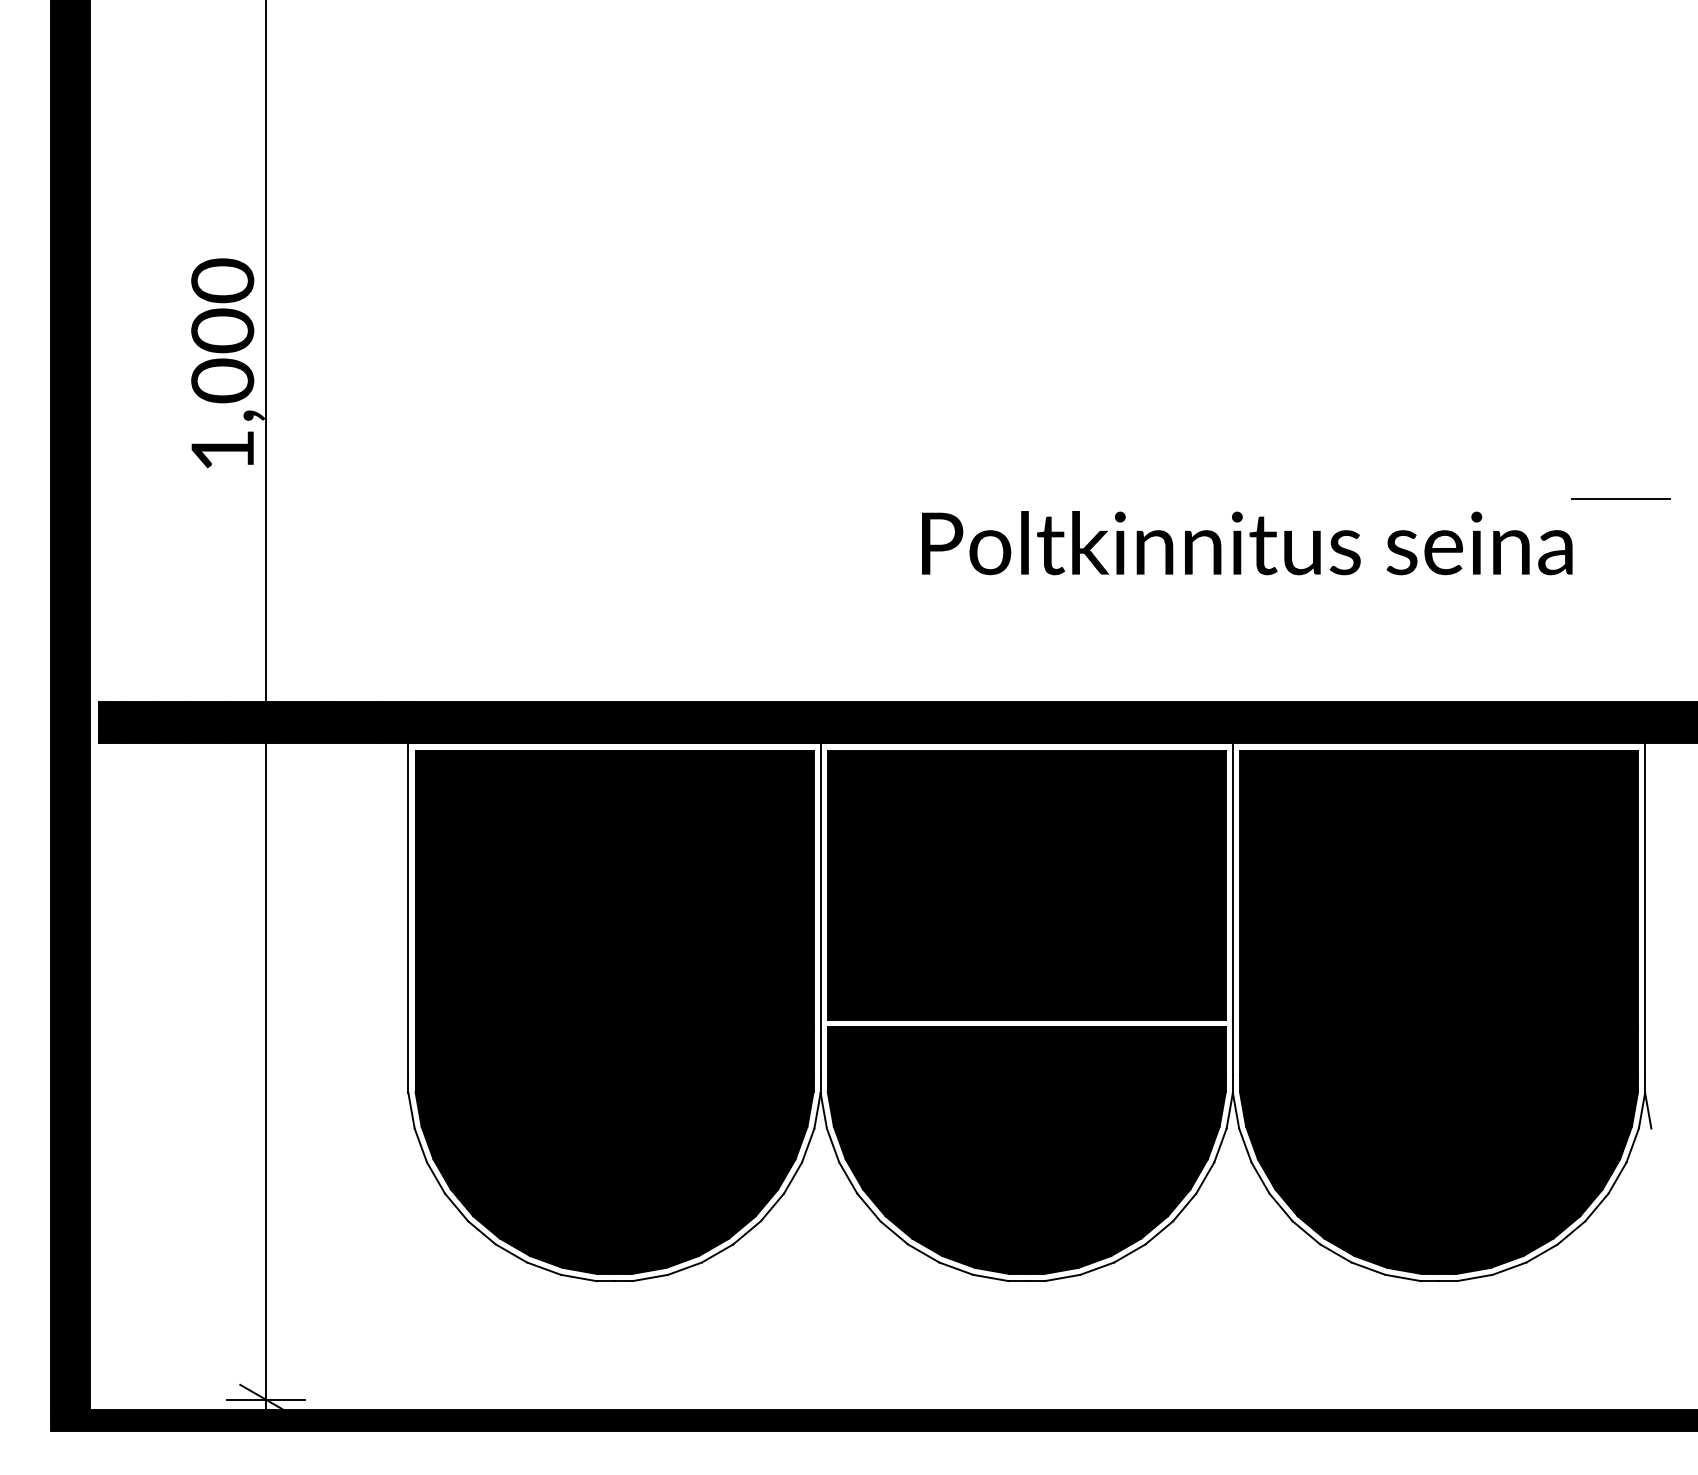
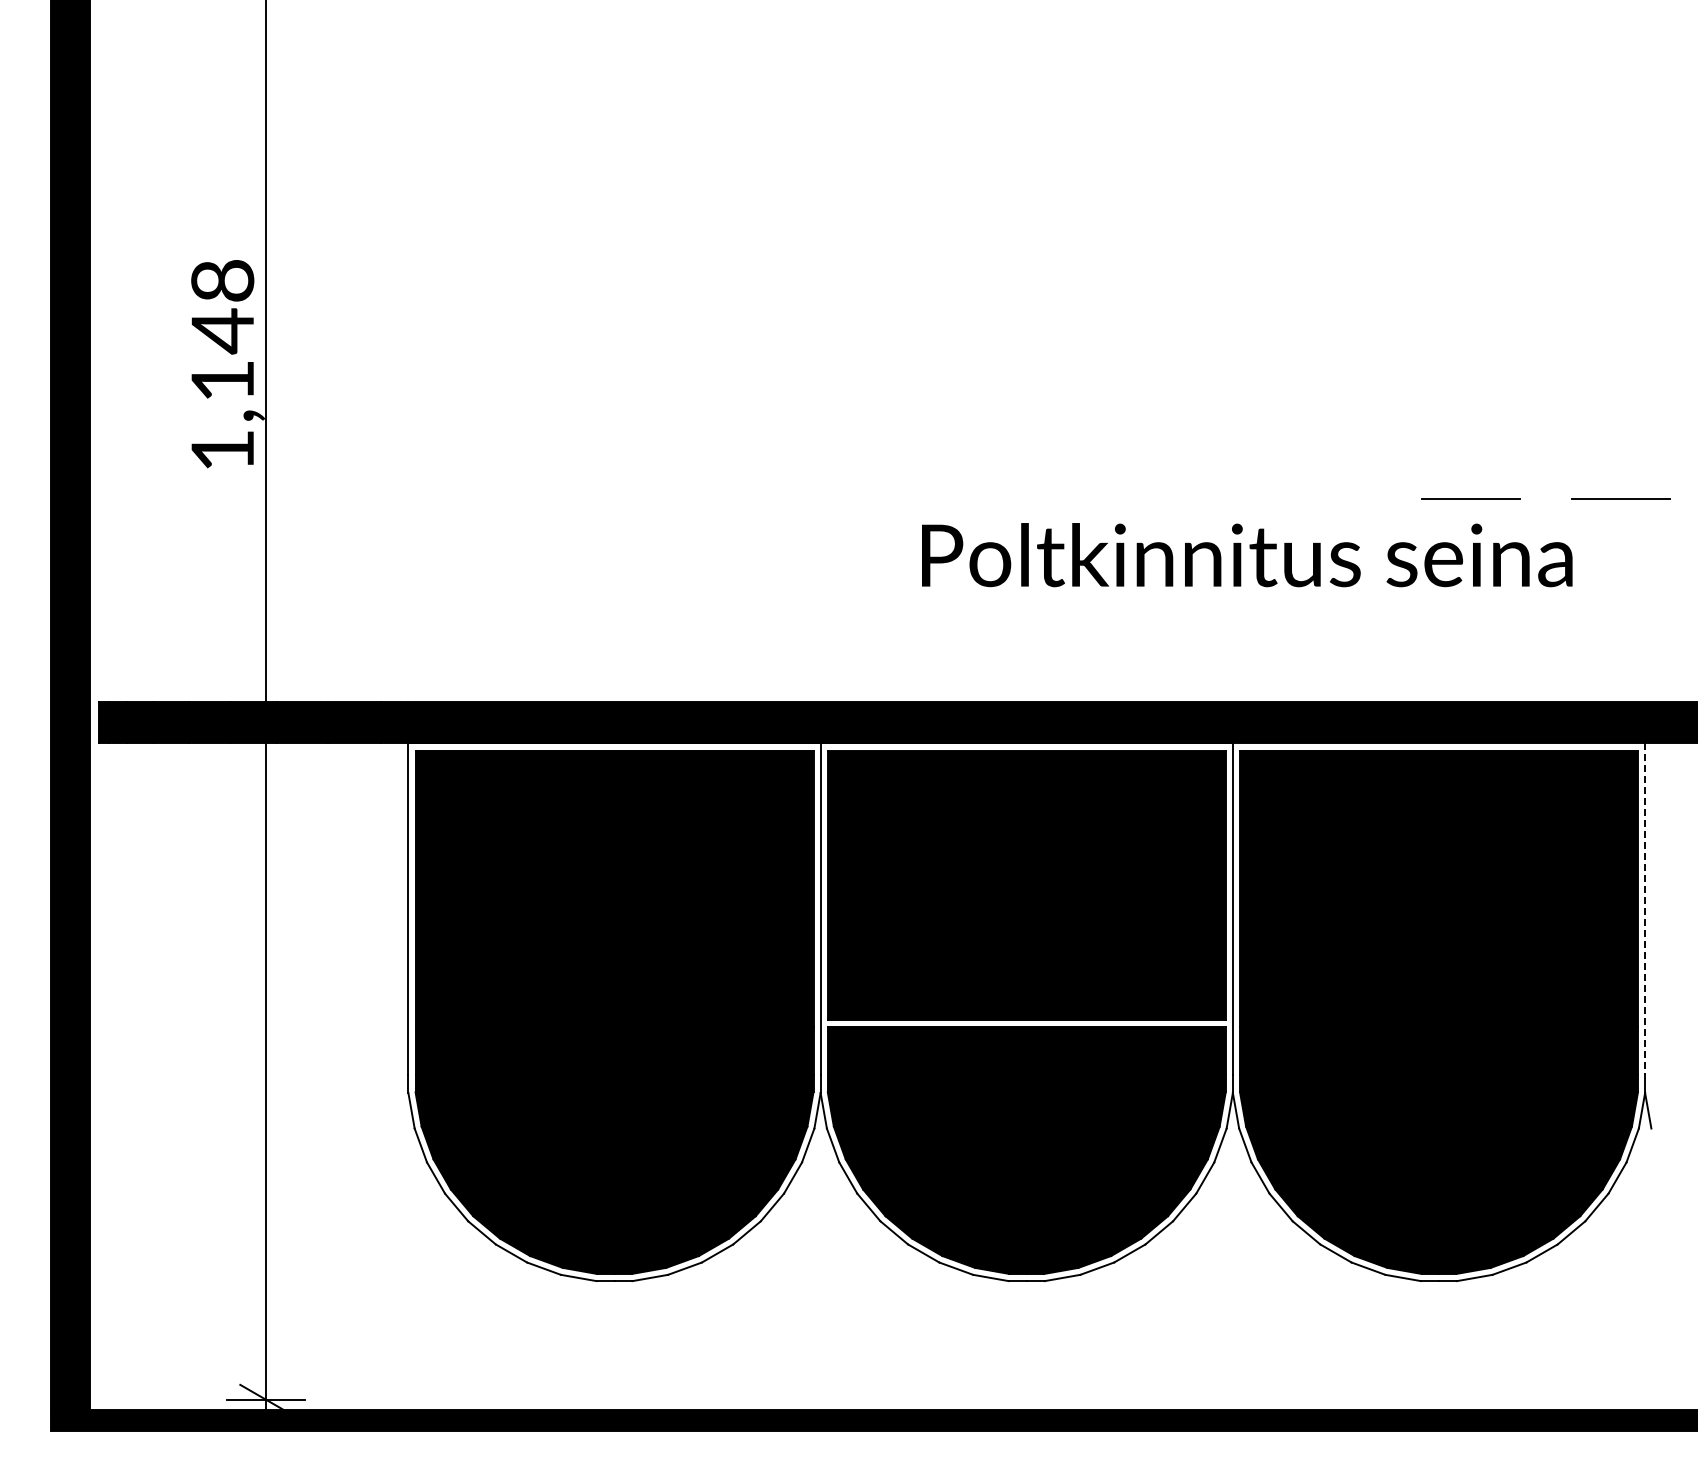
text: 1,000 -> 1,148 (222, 330)
line: none -> present (1470, 498)
text position: (1247, 543) -> (1247, 555) (1247, 555)
line: solid -> dashed (1645, 909)
